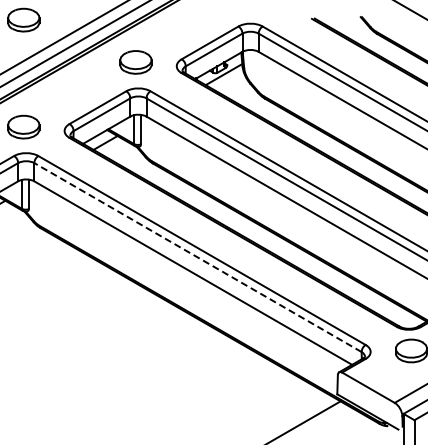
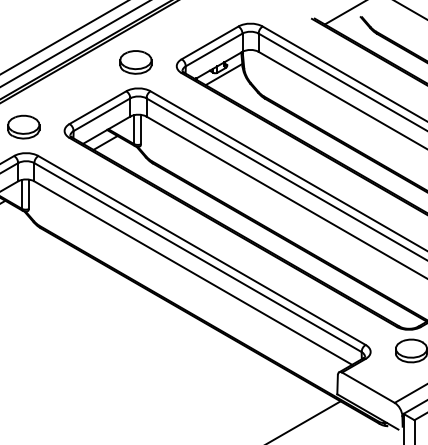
line: none -> present (343, 13)
part: present -> none (23, 19)
line: dashed -> solid (197, 257)
